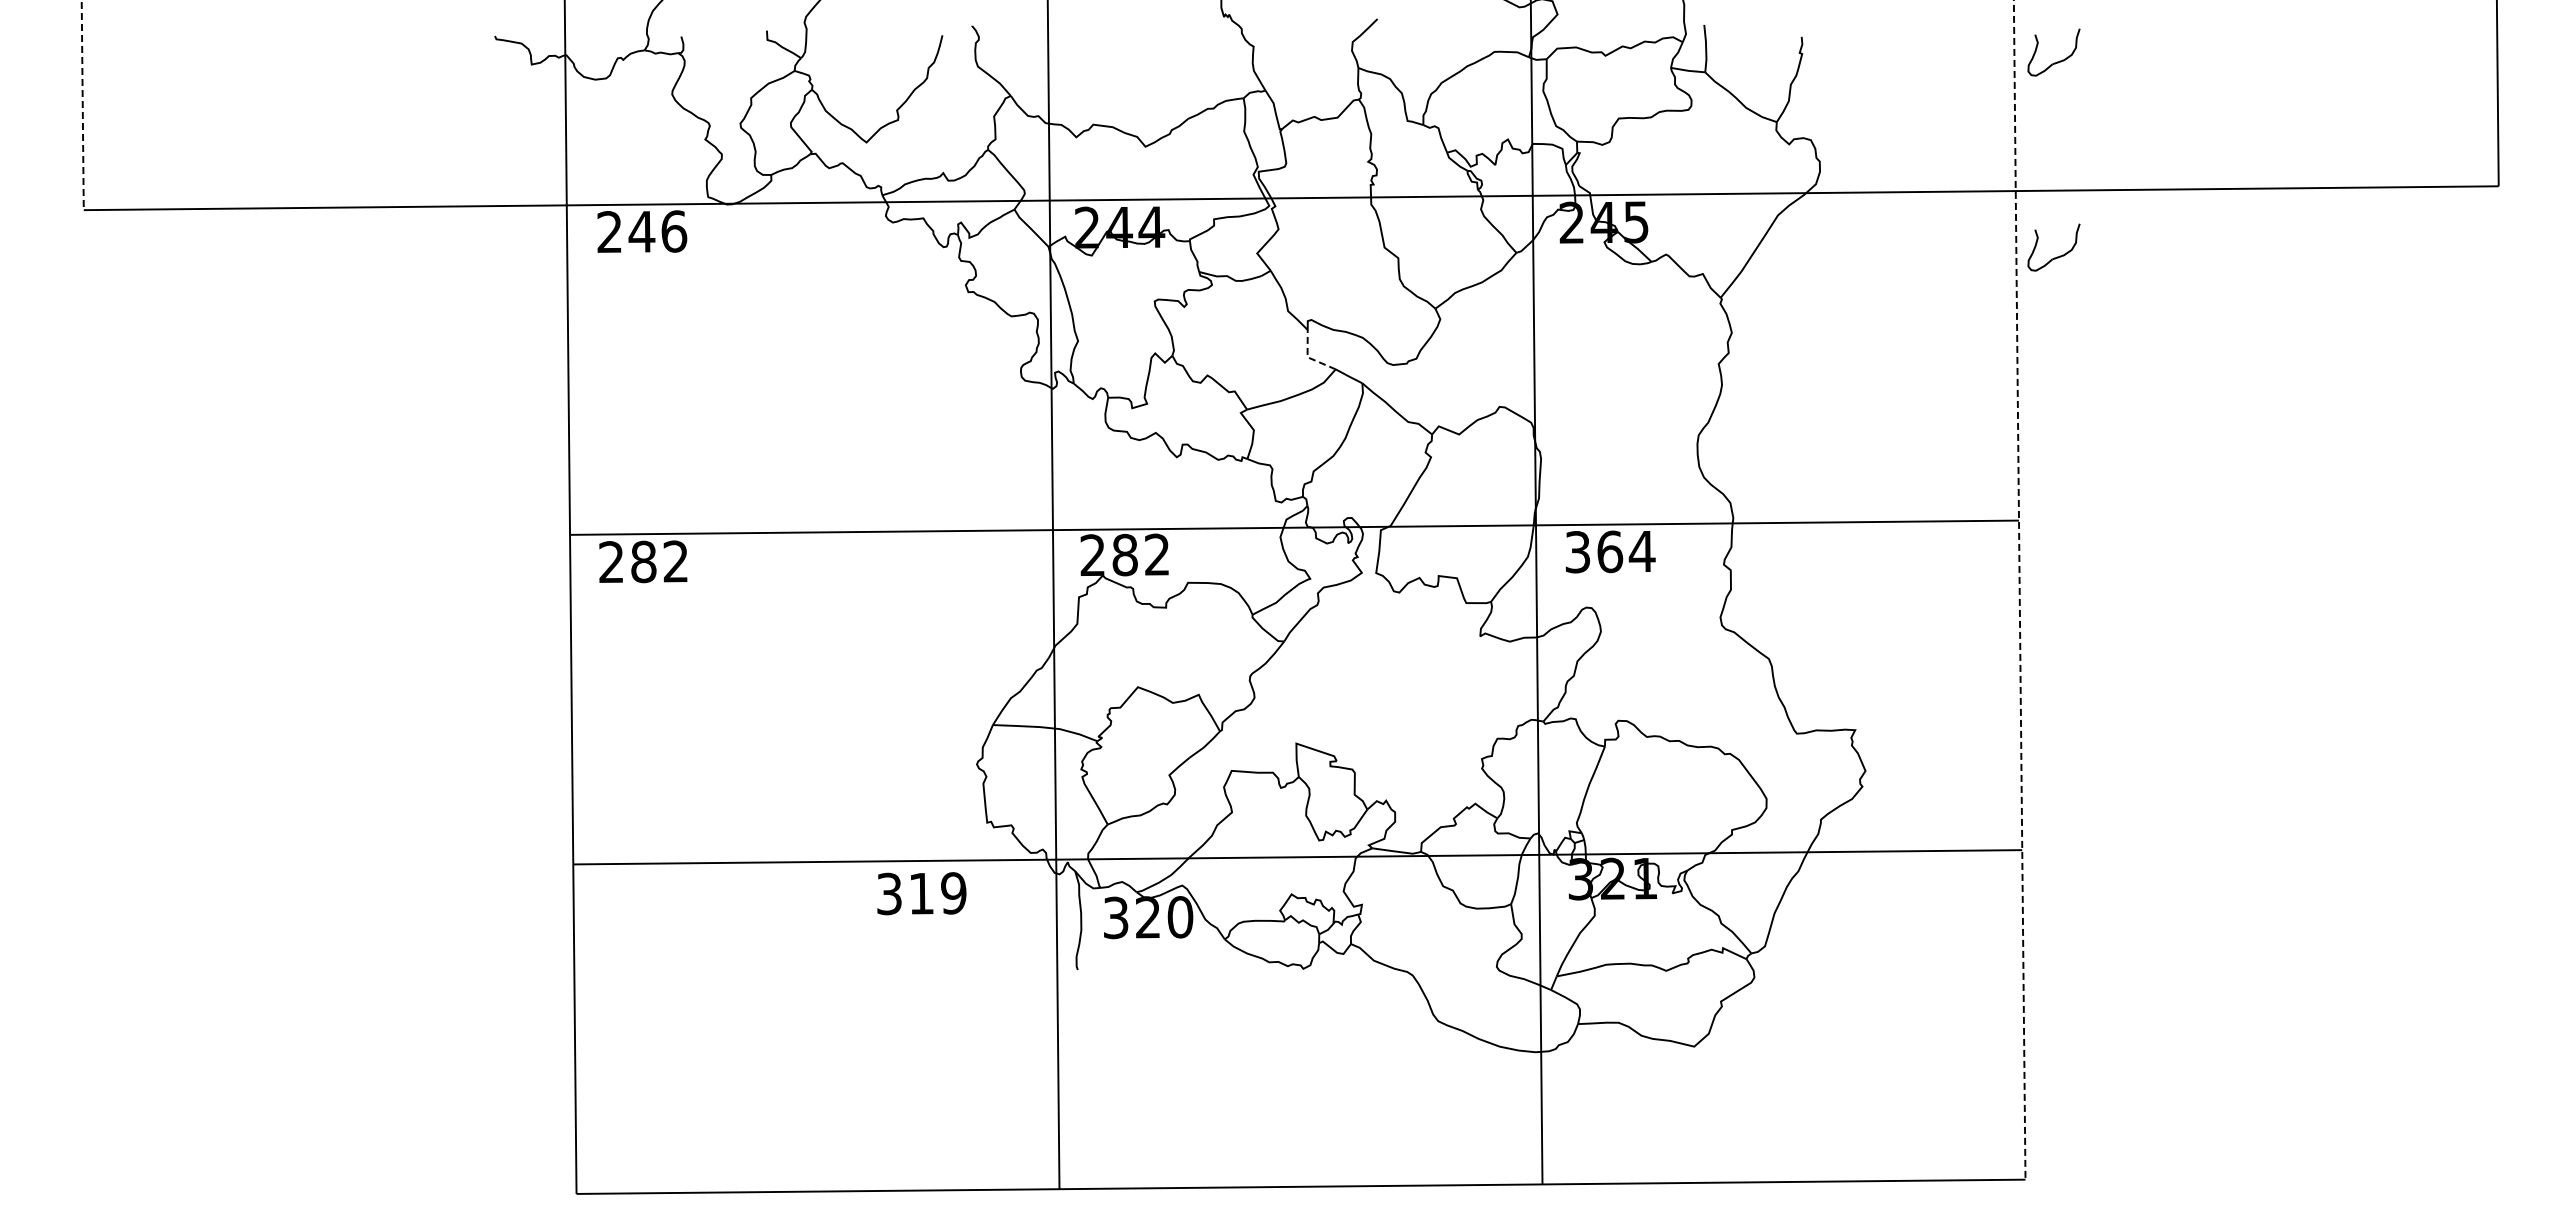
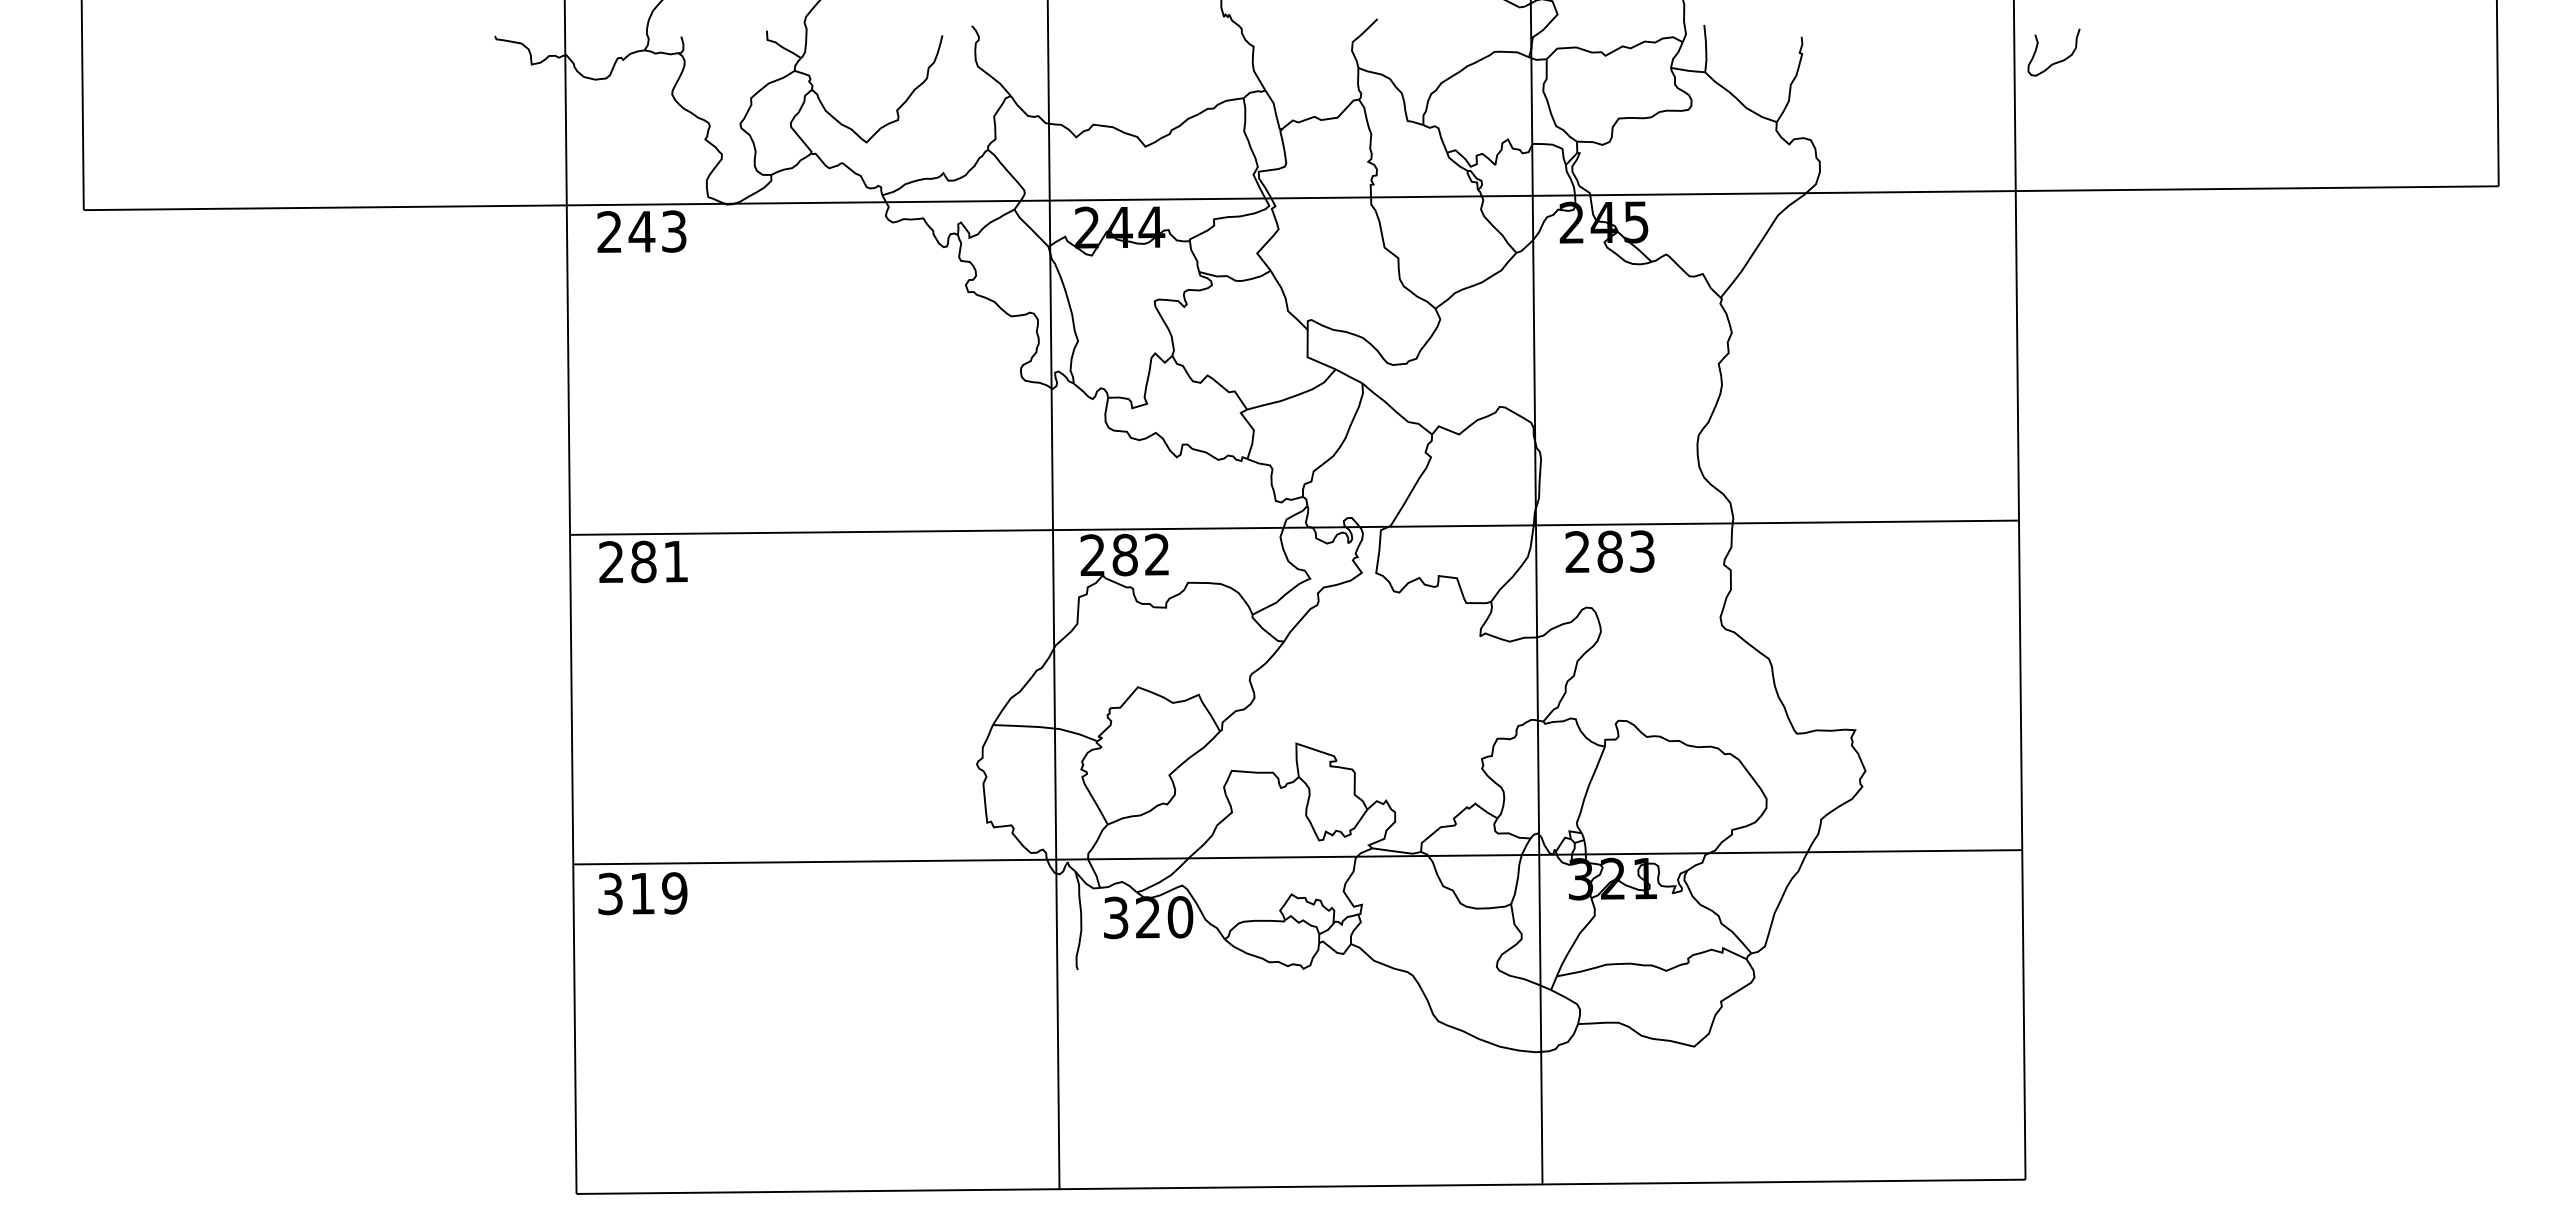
line: dashed -> solid (82, 105)
text: 246 -> 243 (674, 231)
part: present -> none (2057, 256)
line: dashed -> solid (1308, 357)
text: 364 -> 283 (1610, 551)
text: 282 -> 281 (675, 561)
line: dashed -> solid (2019, 590)
text position: (921, 893) -> (642, 893) (642, 893)
